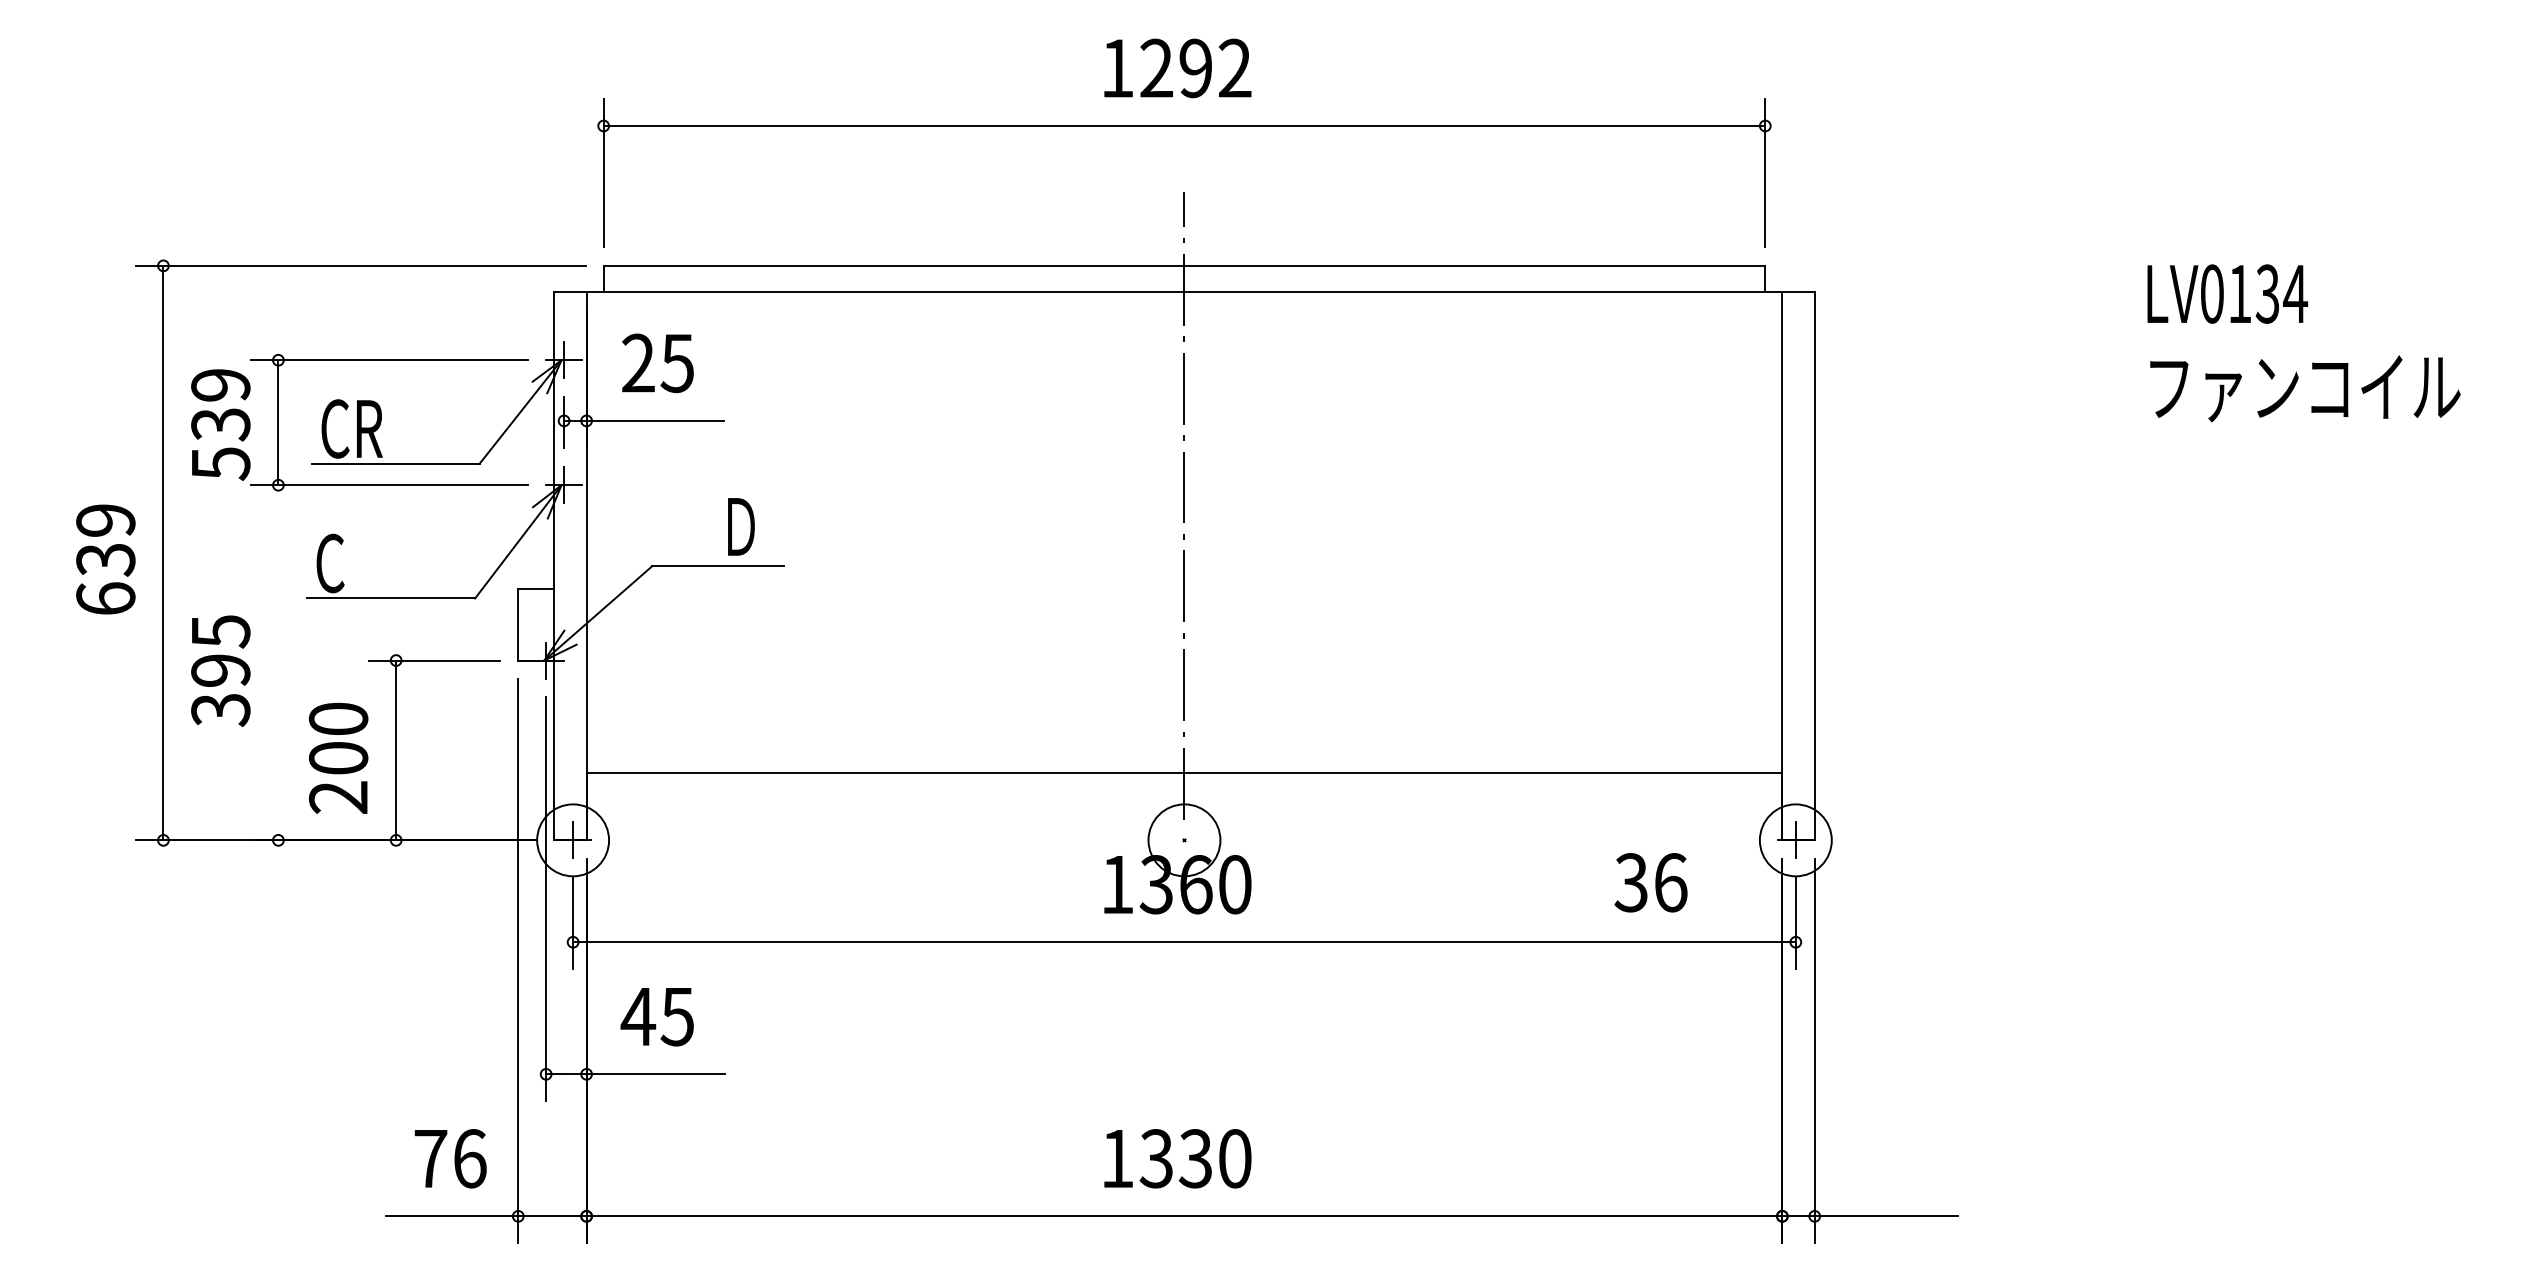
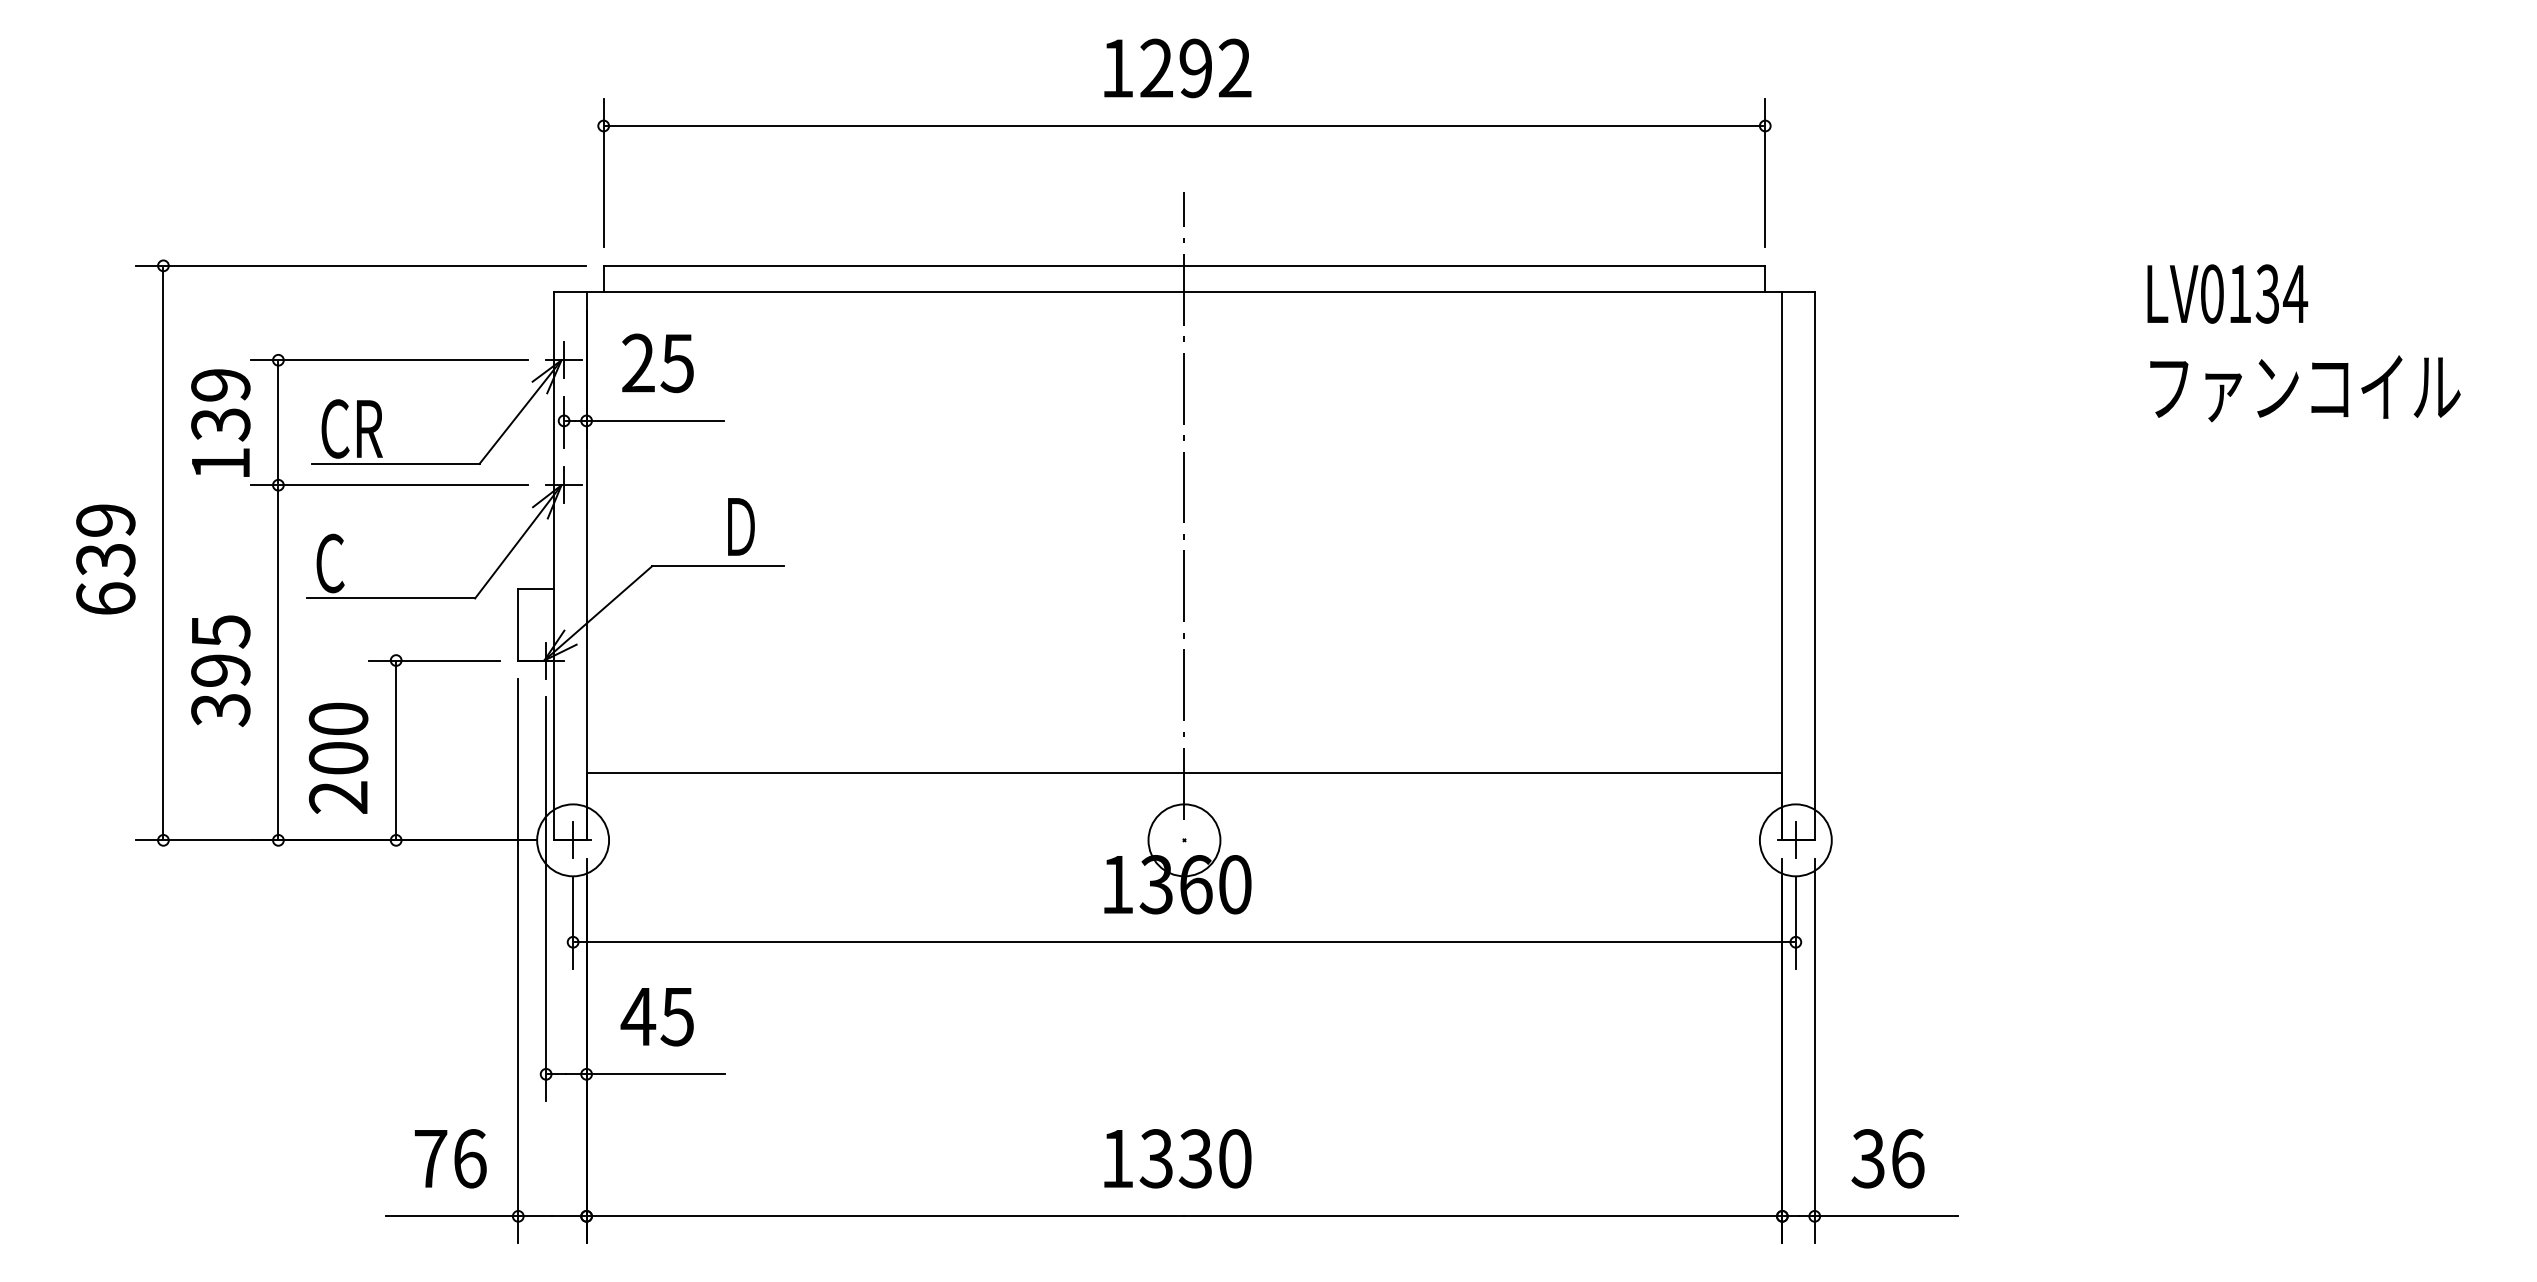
text: 539 -> 139 (221, 463)
line: none -> present (278, 662)
text position: (1650, 882) -> (1887, 1158) (1887, 1158)
